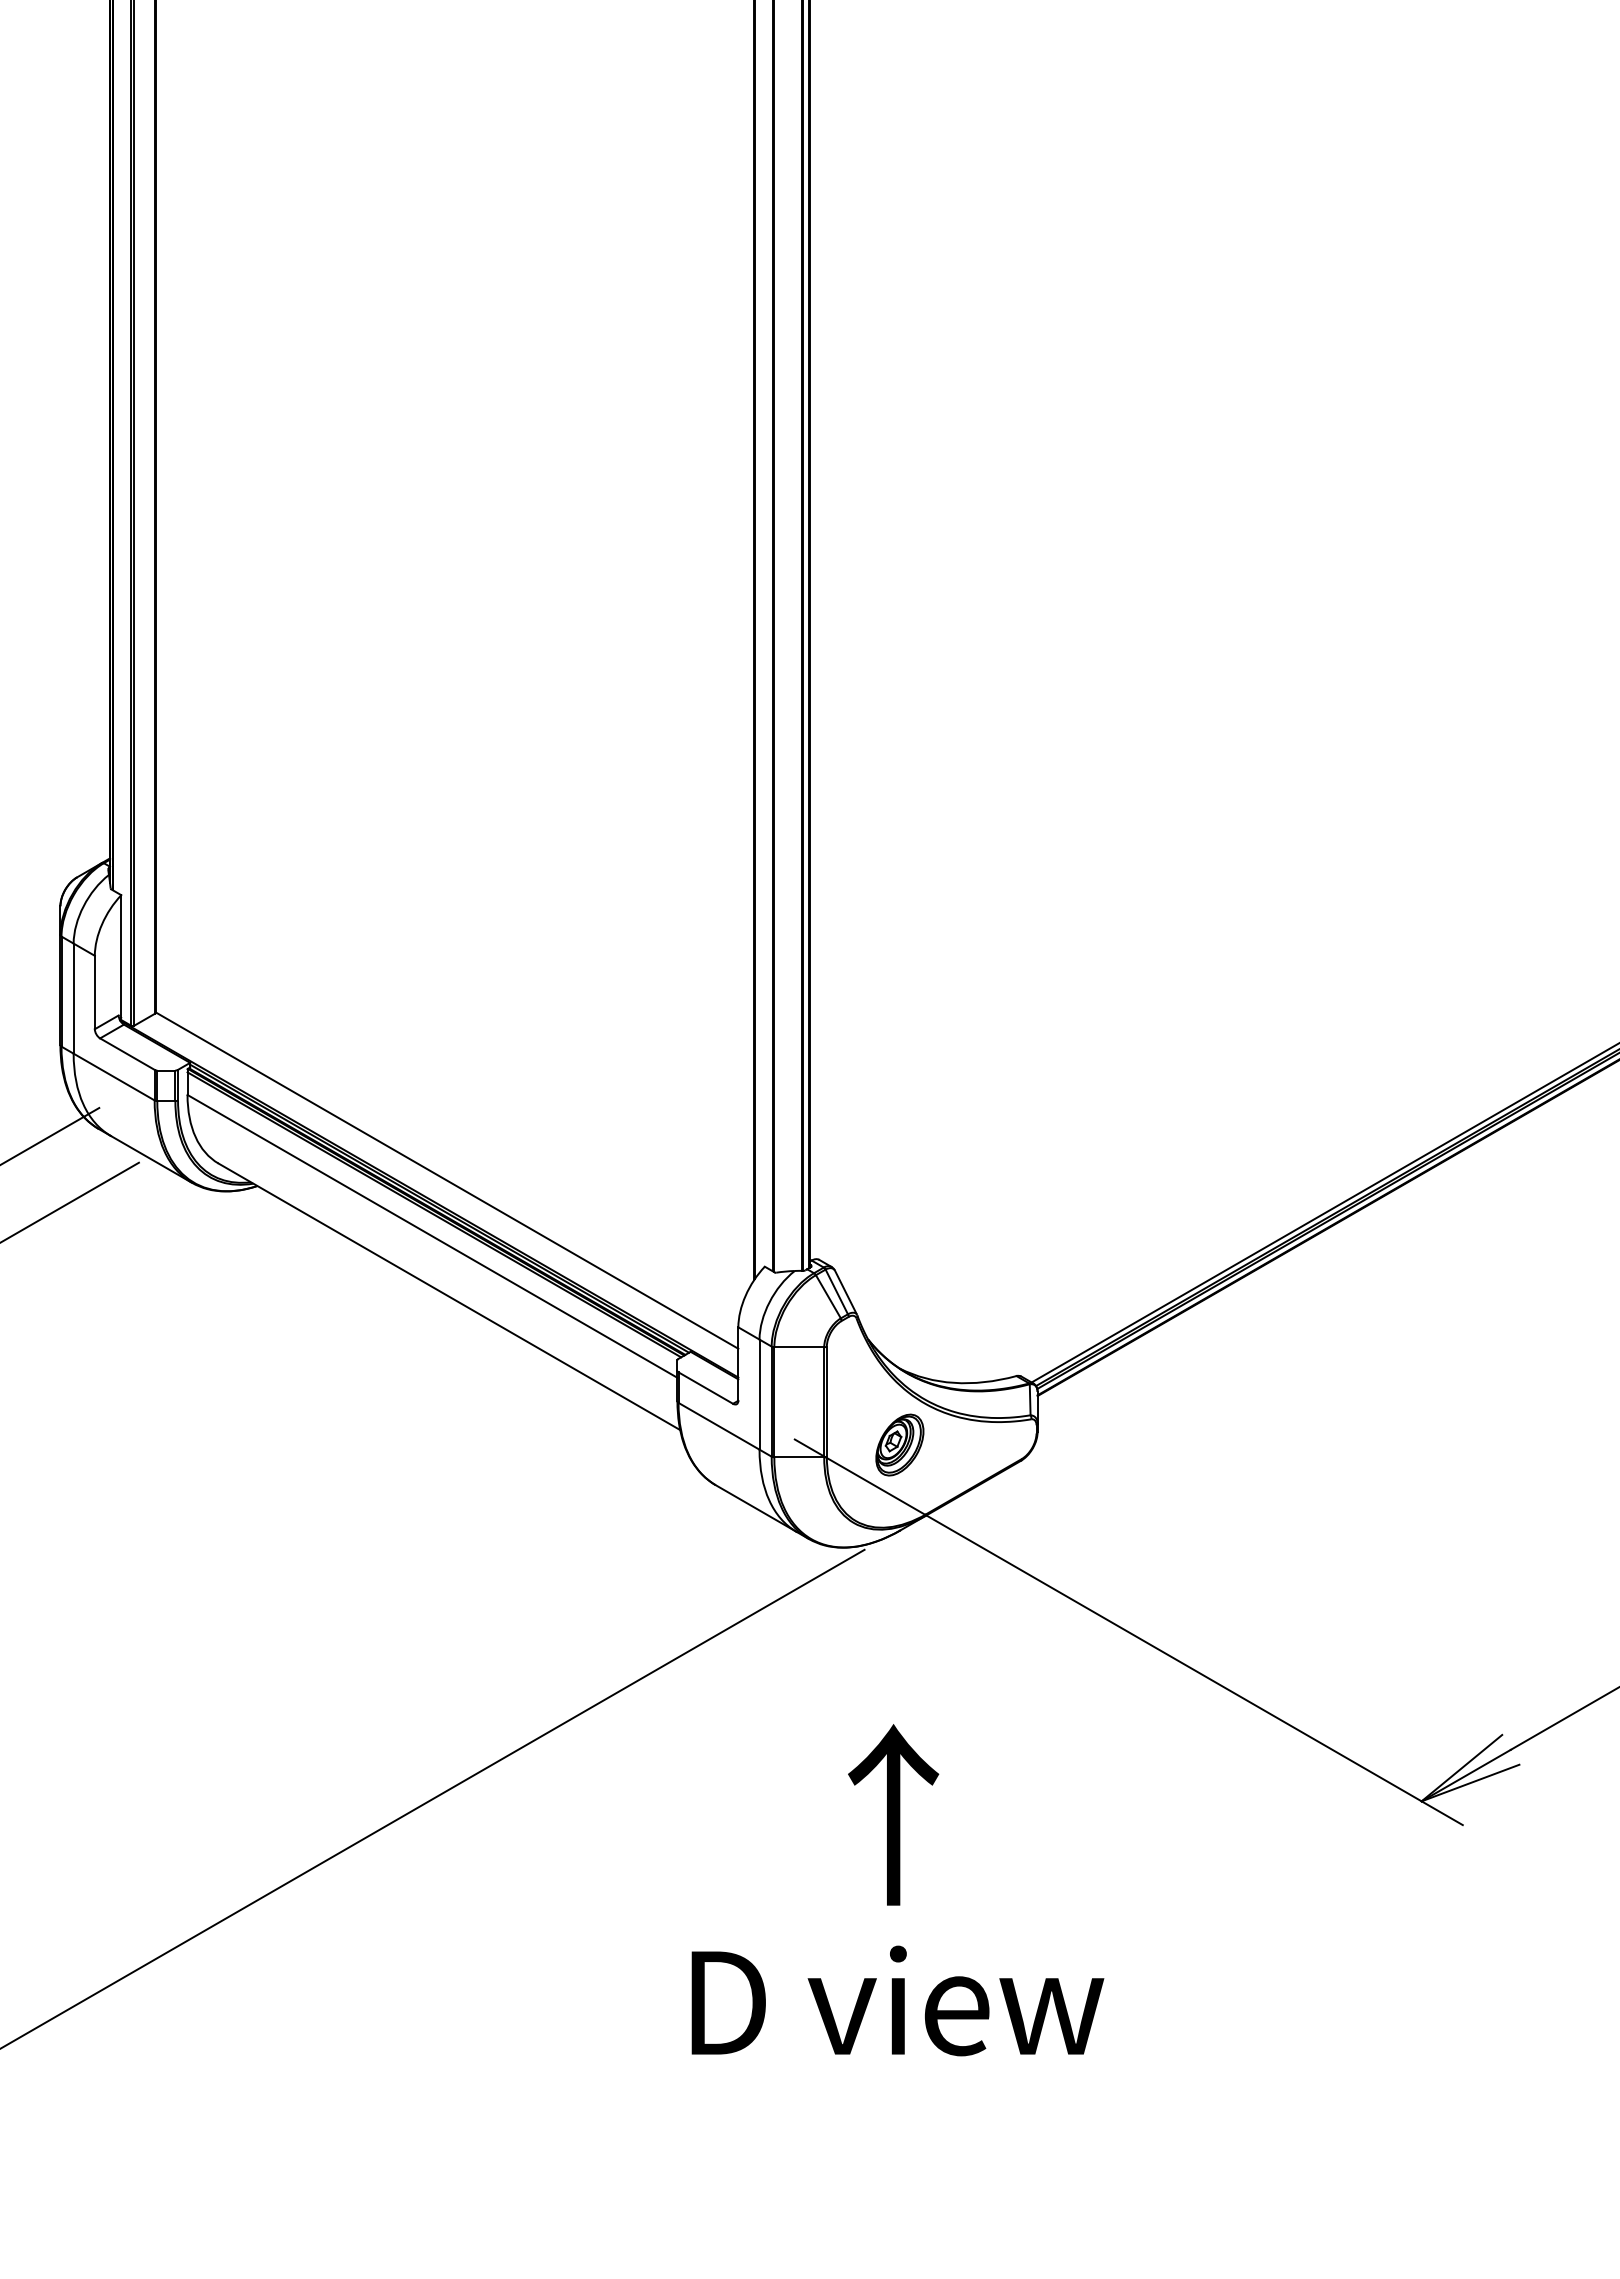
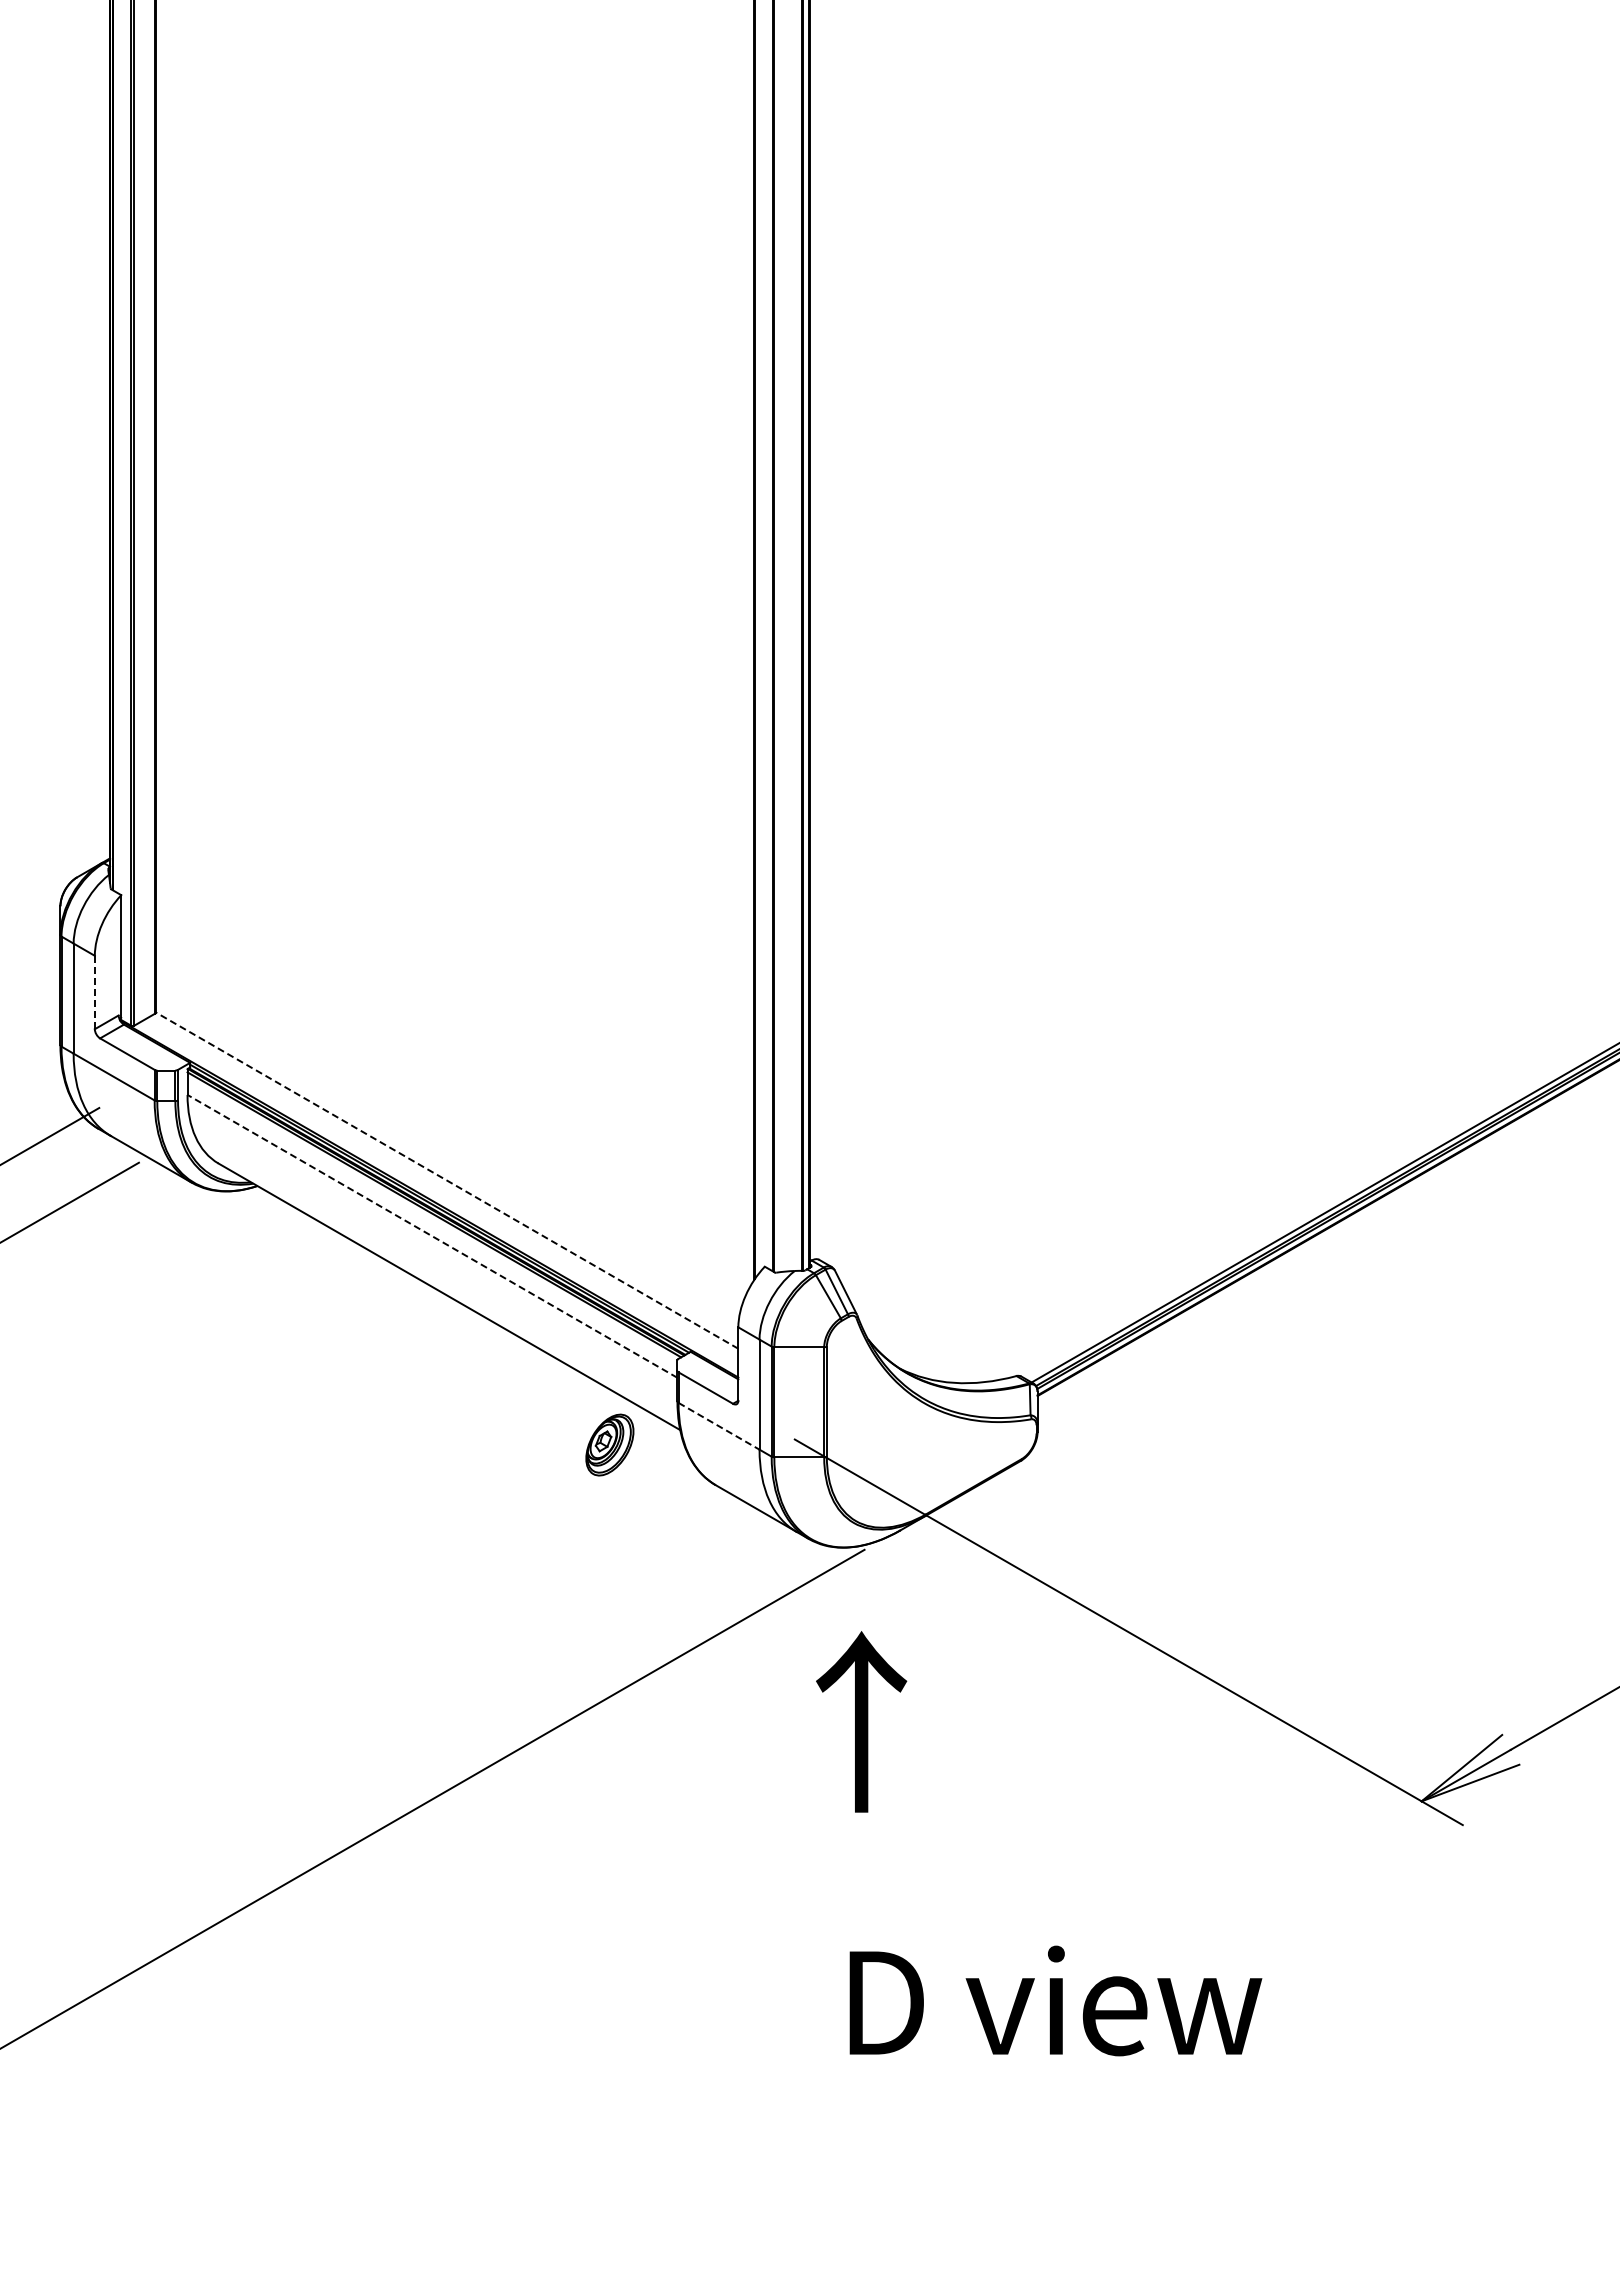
line: solid -> dashed (94, 992)
line: solid -> dashed (446, 1180)
line: solid -> dashed (432, 1236)
line: solid -> dashed (719, 1426)
part position: (899, 1444) -> (609, 1444) (609, 1444)
text position: (893, 1814) -> (861, 1721) (861, 1721)
text position: (897, 2000) -> (1055, 2000) (1055, 2000)
